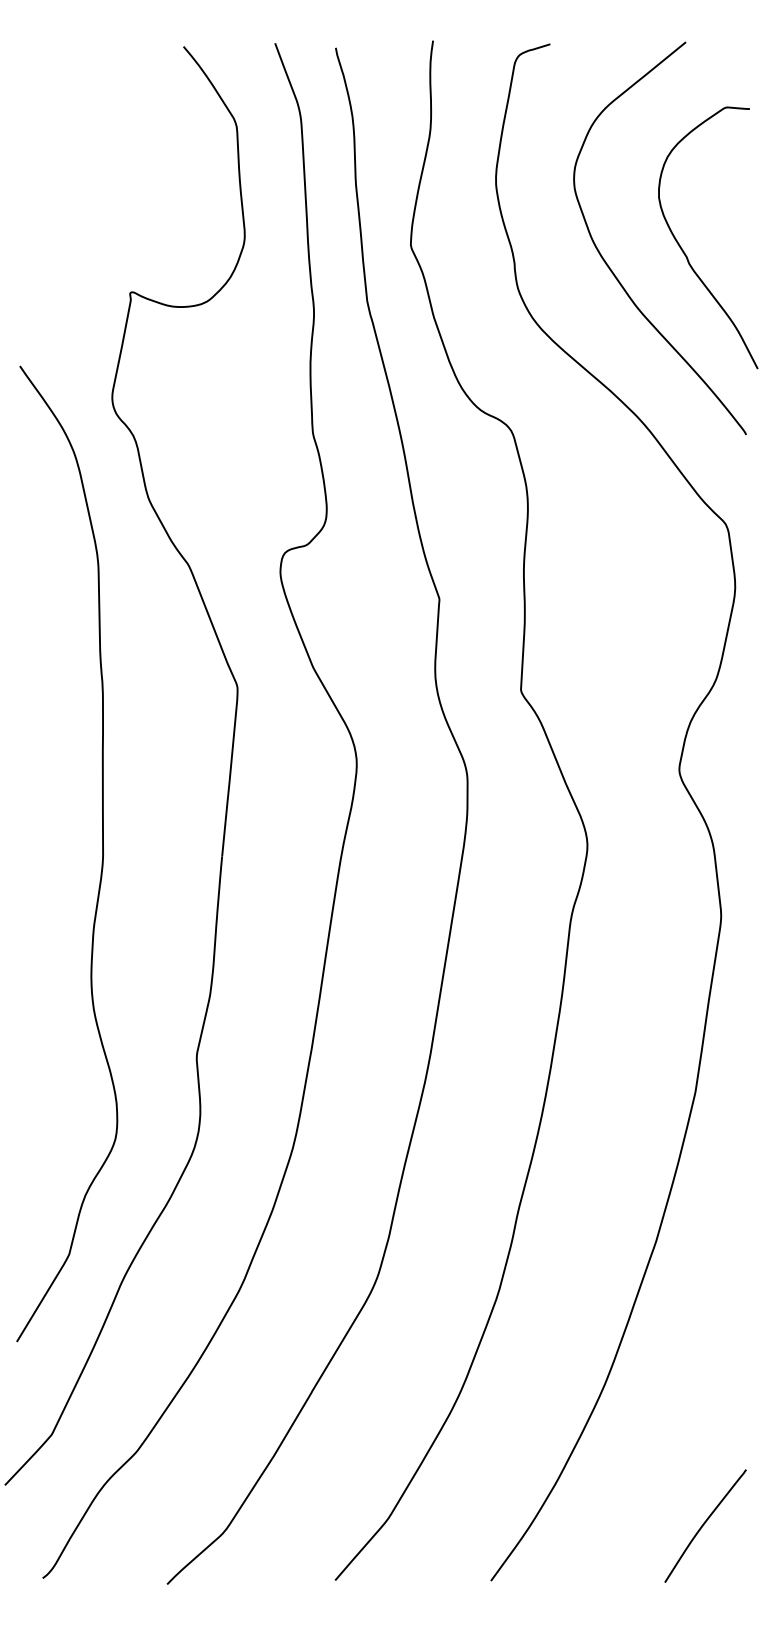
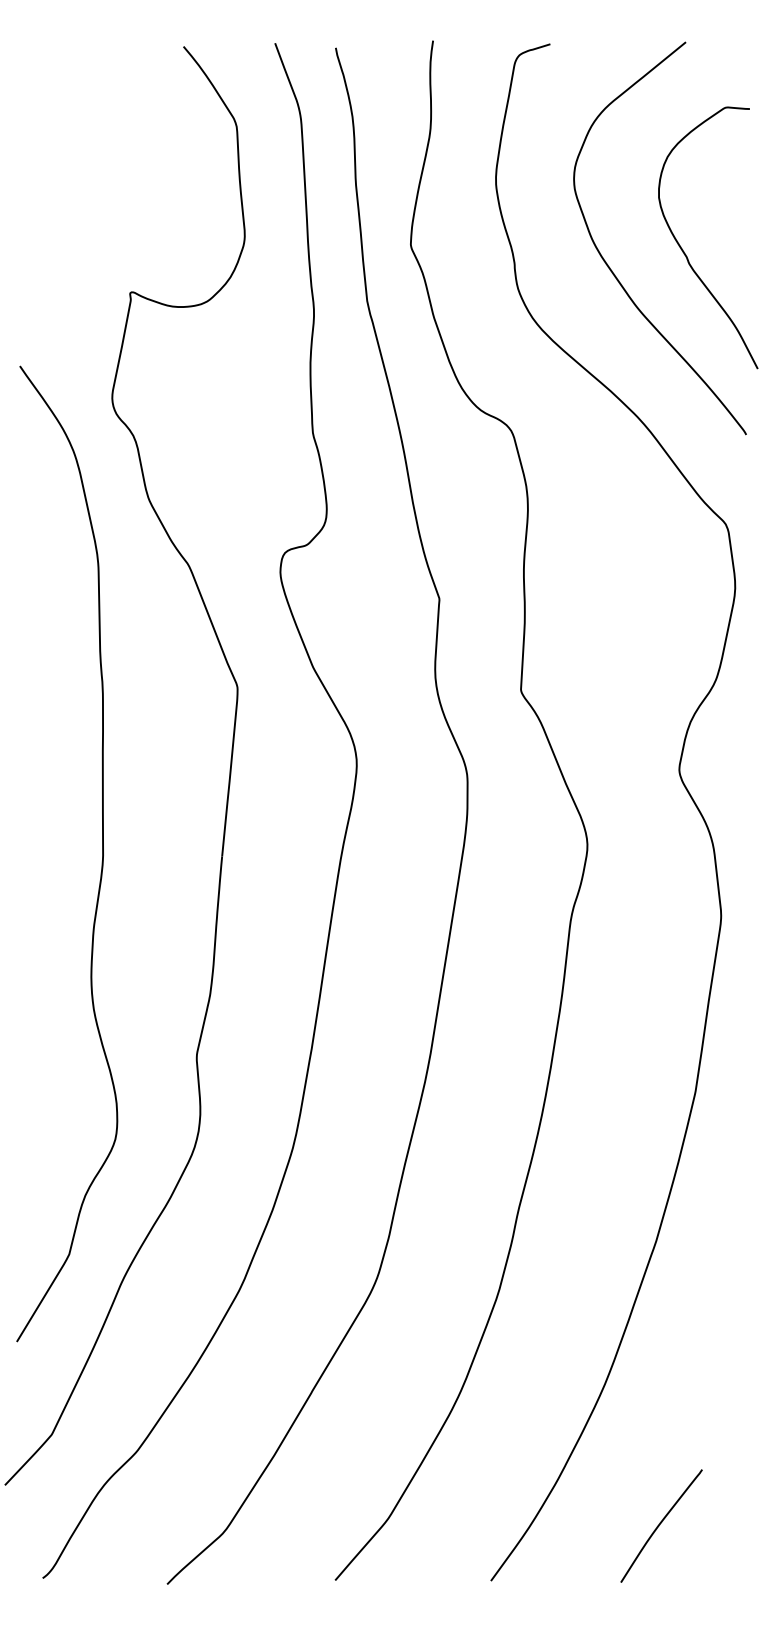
curve position: (704, 1524) -> (660, 1524) (660, 1524)
